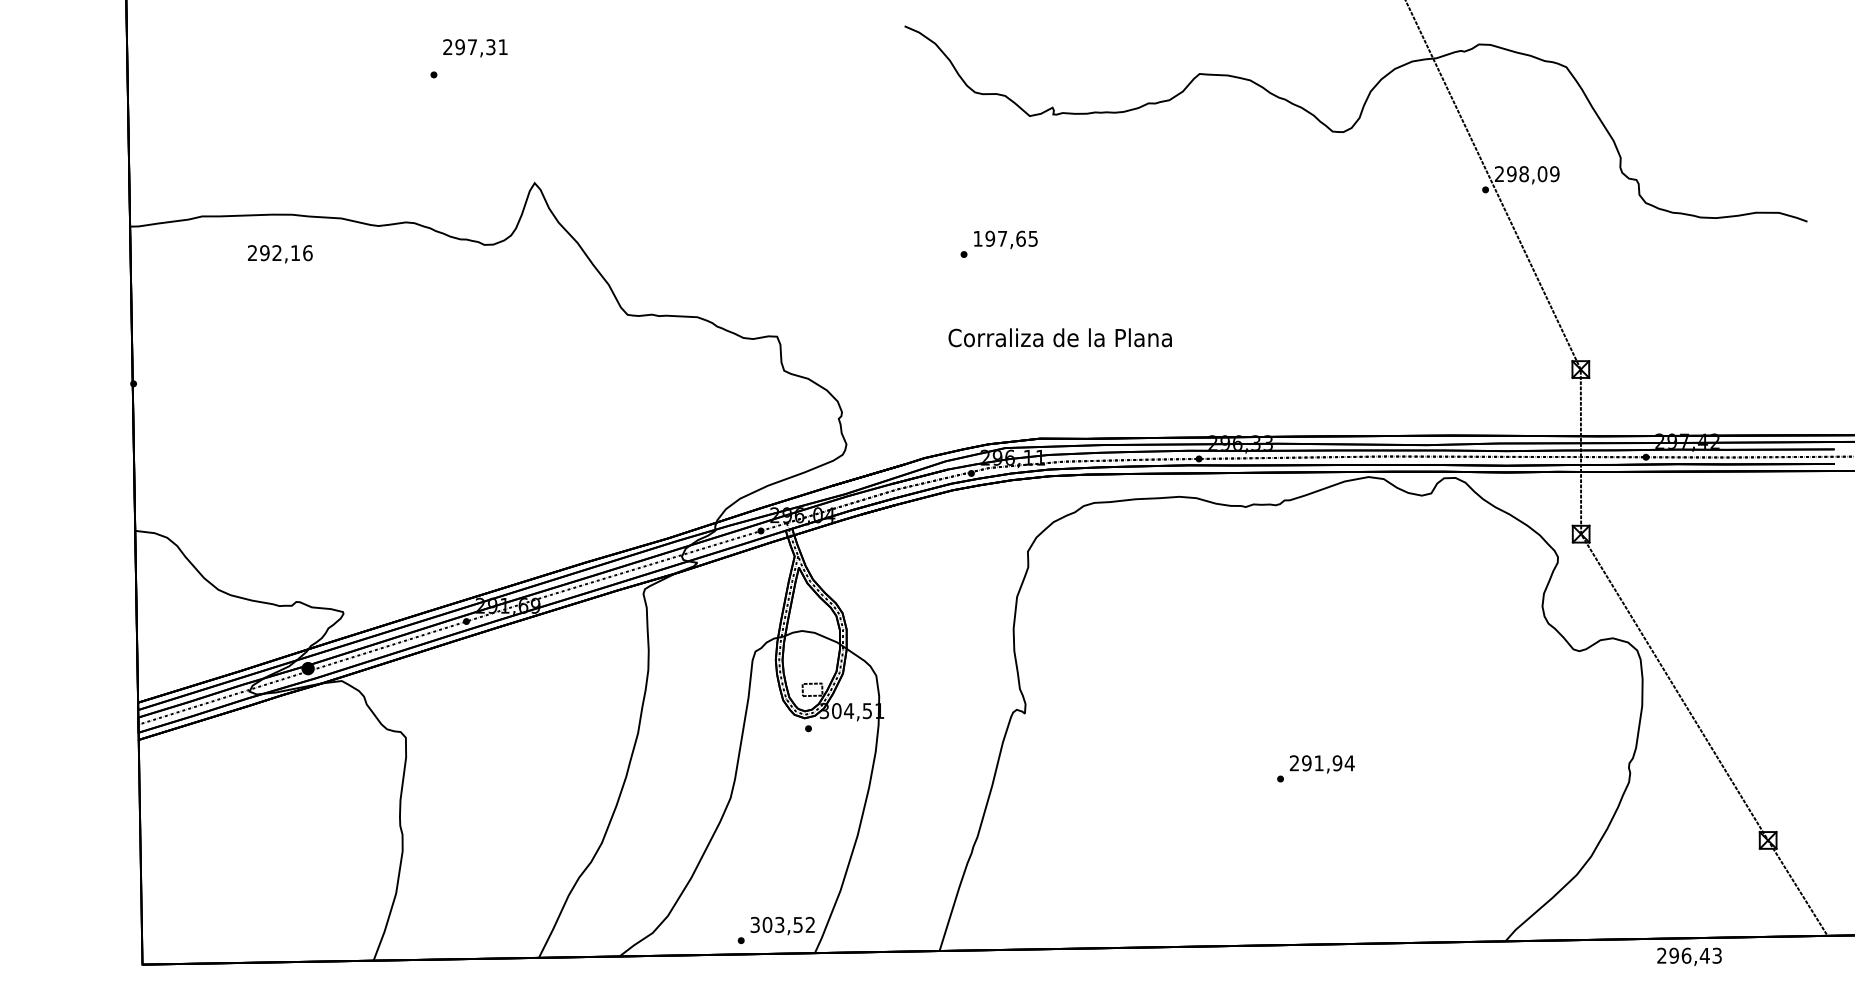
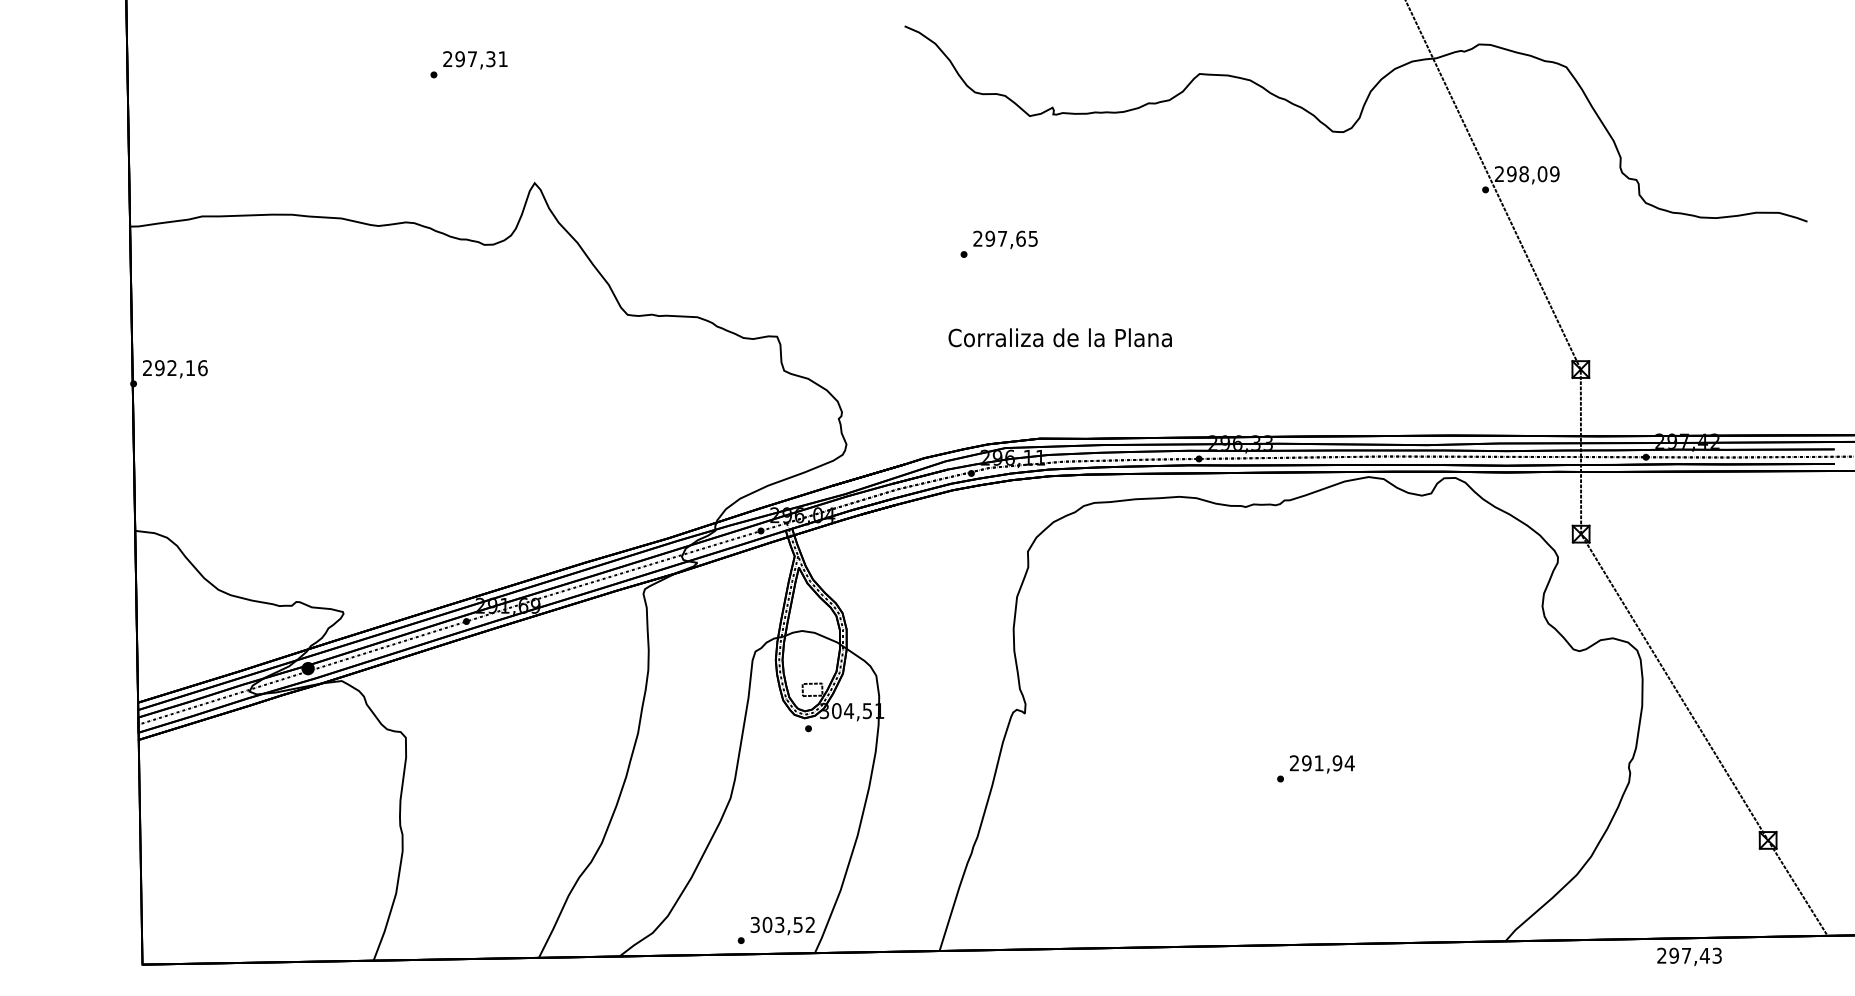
text position: (475, 48) -> (475, 60) (475, 60)
text: 197,65 -> 297,65 (977, 238)
text position: (280, 254) -> (175, 369) (175, 369)
text: 296,43 -> 297,43 (1686, 955)
